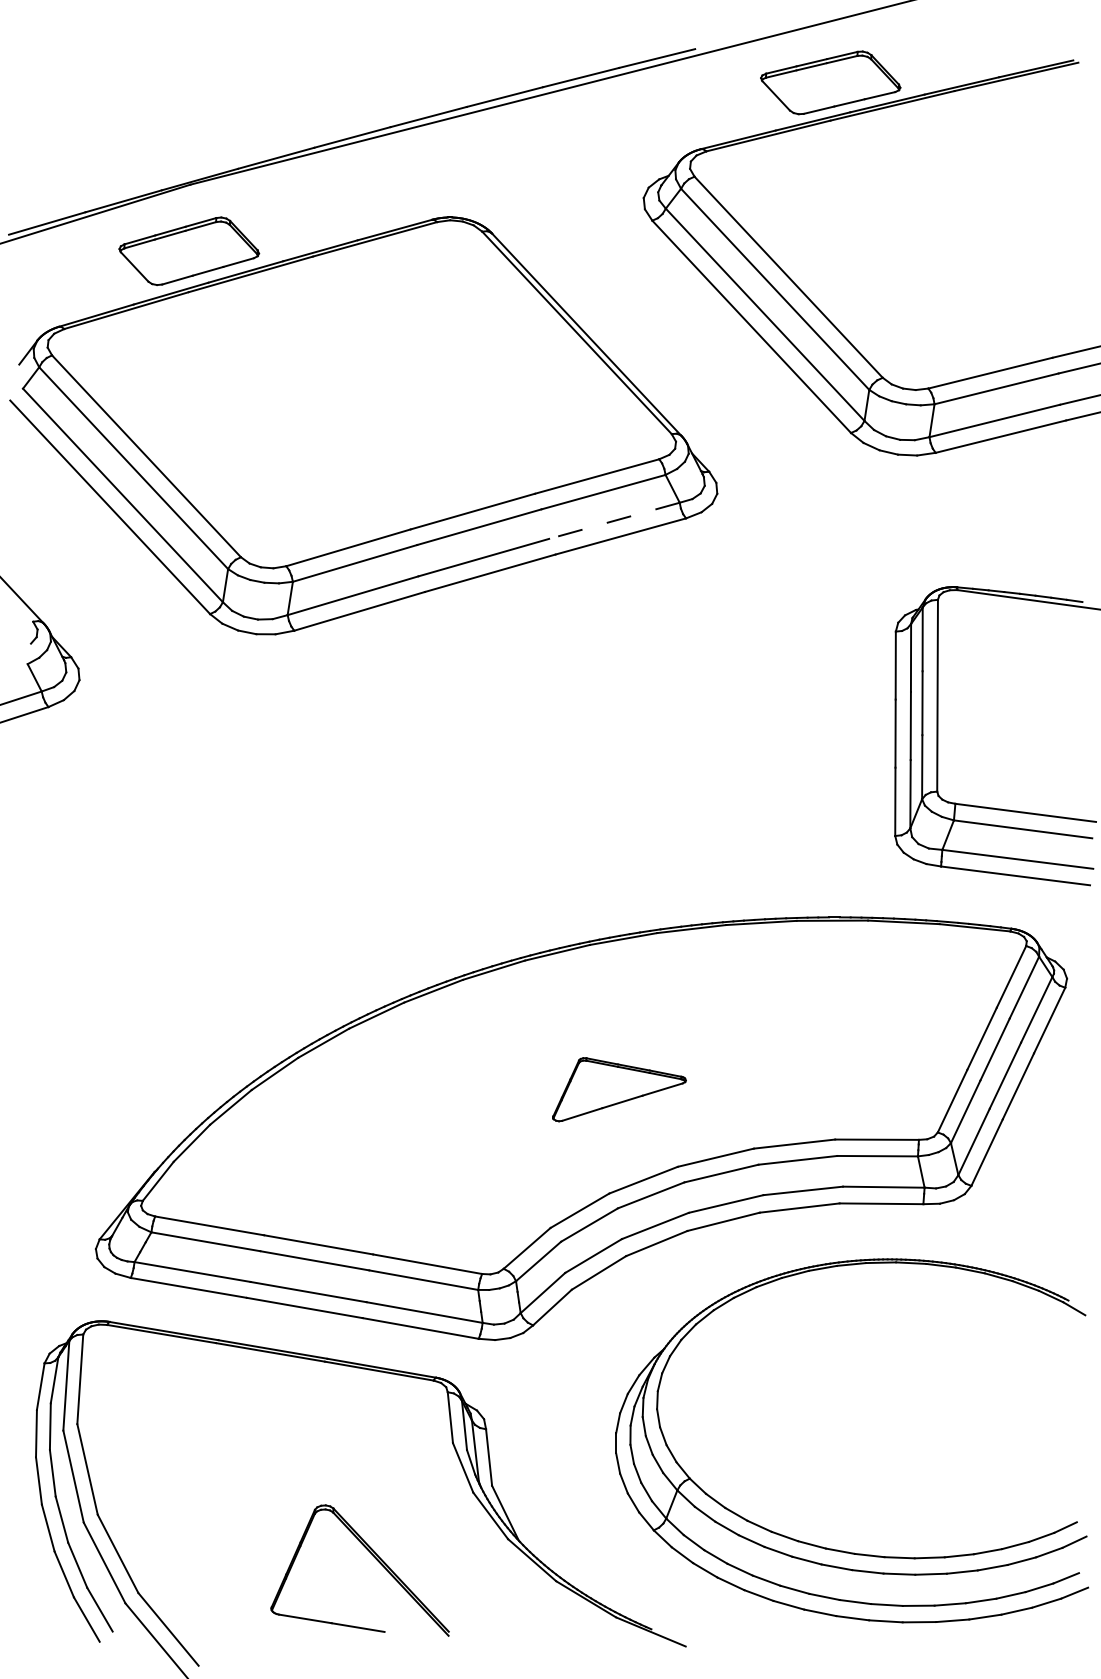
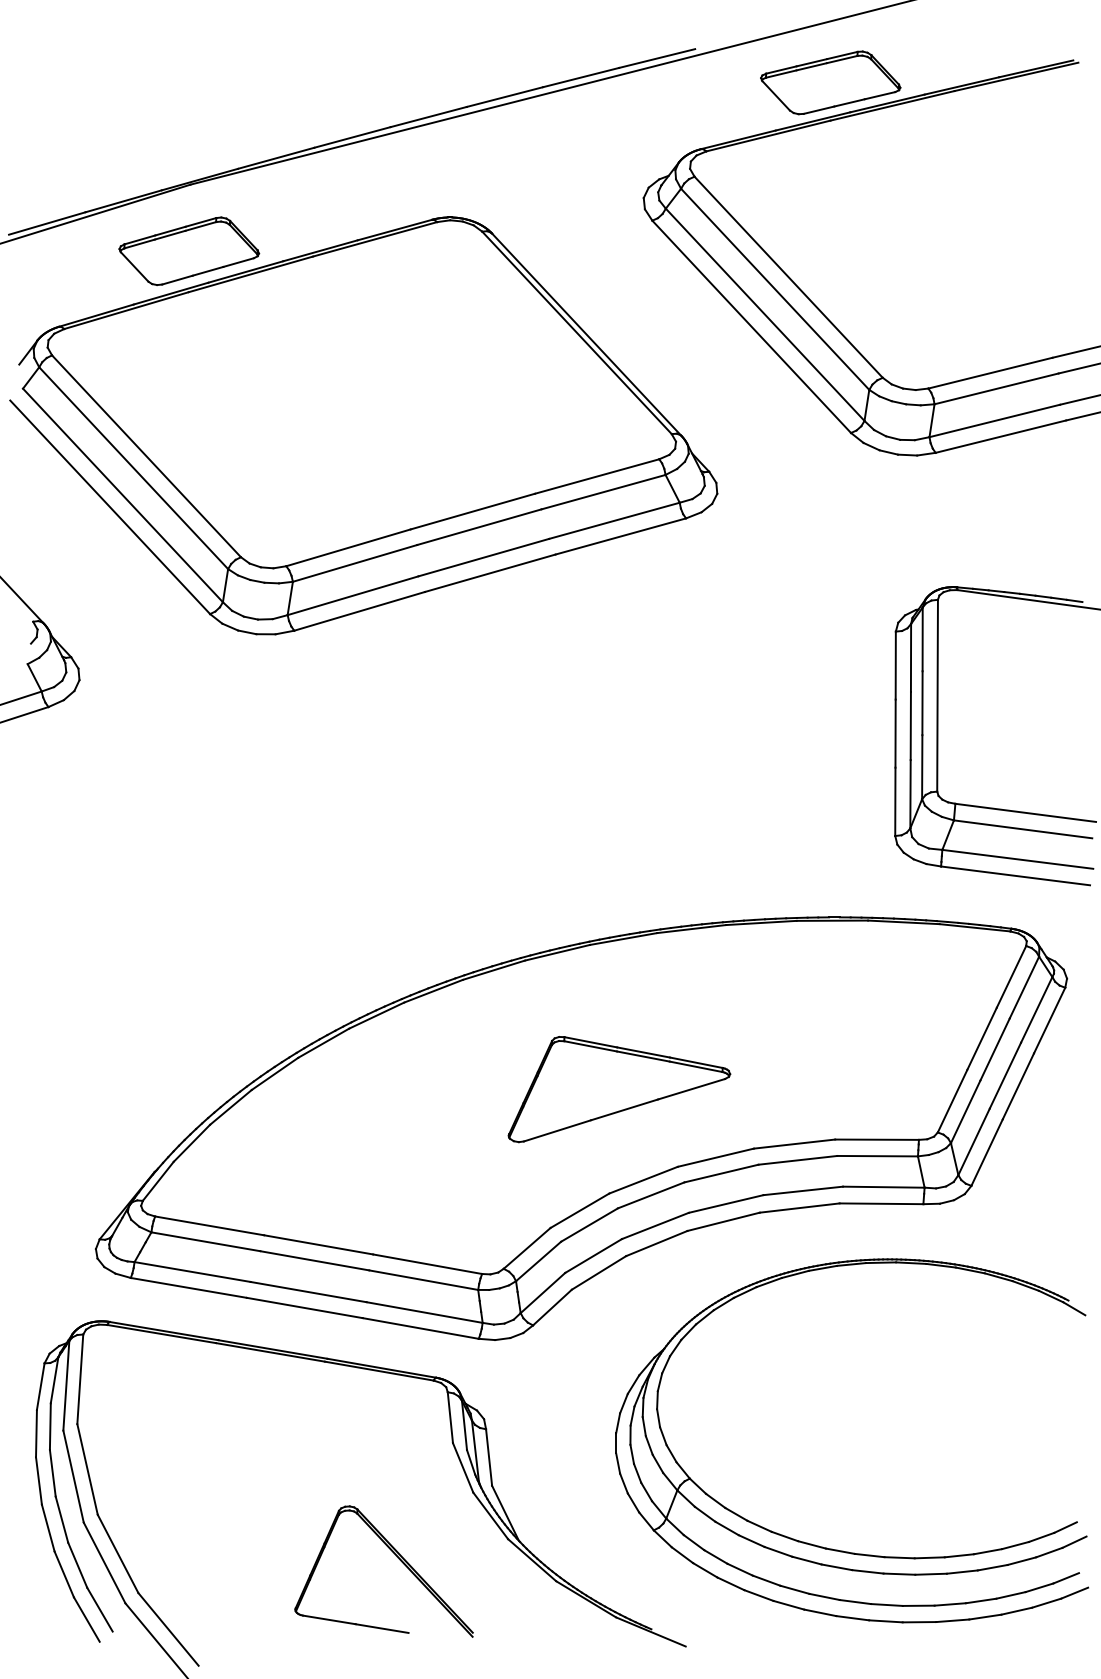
line: dashed -> solid (614, 520)
part size: 135x66 px -> 225x108 px (619, 1089)
part position: (374, 1558) -> (398, 1559) (398, 1559)
